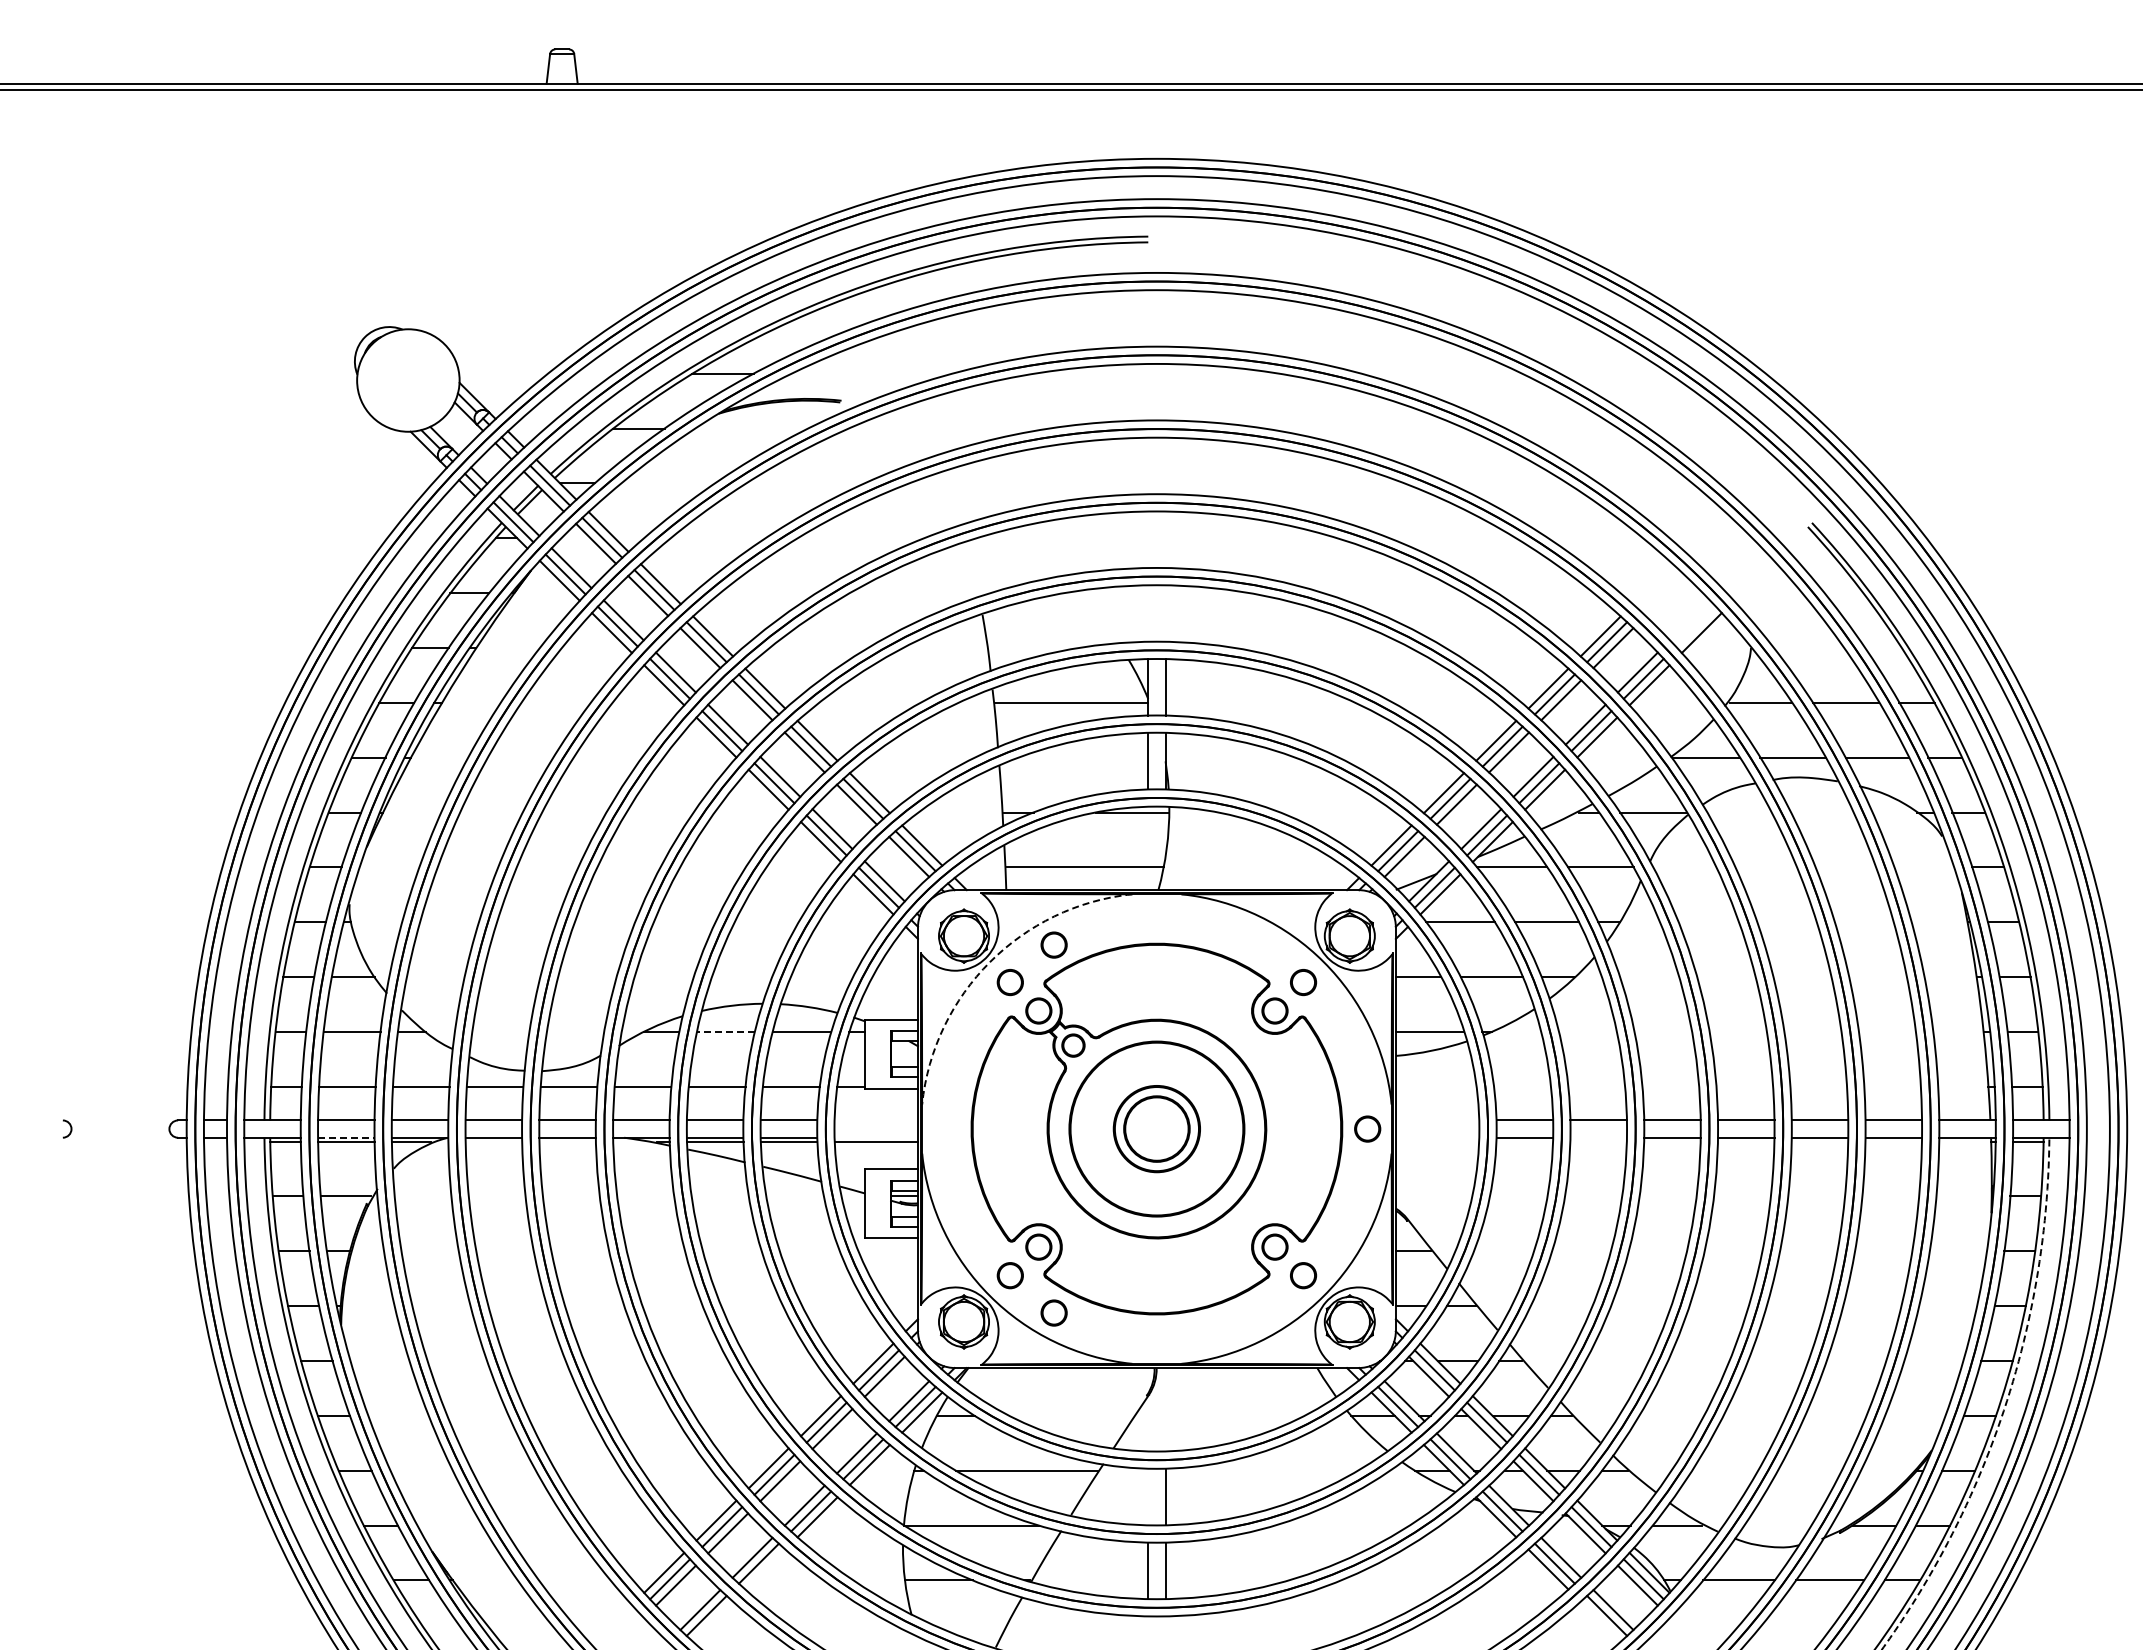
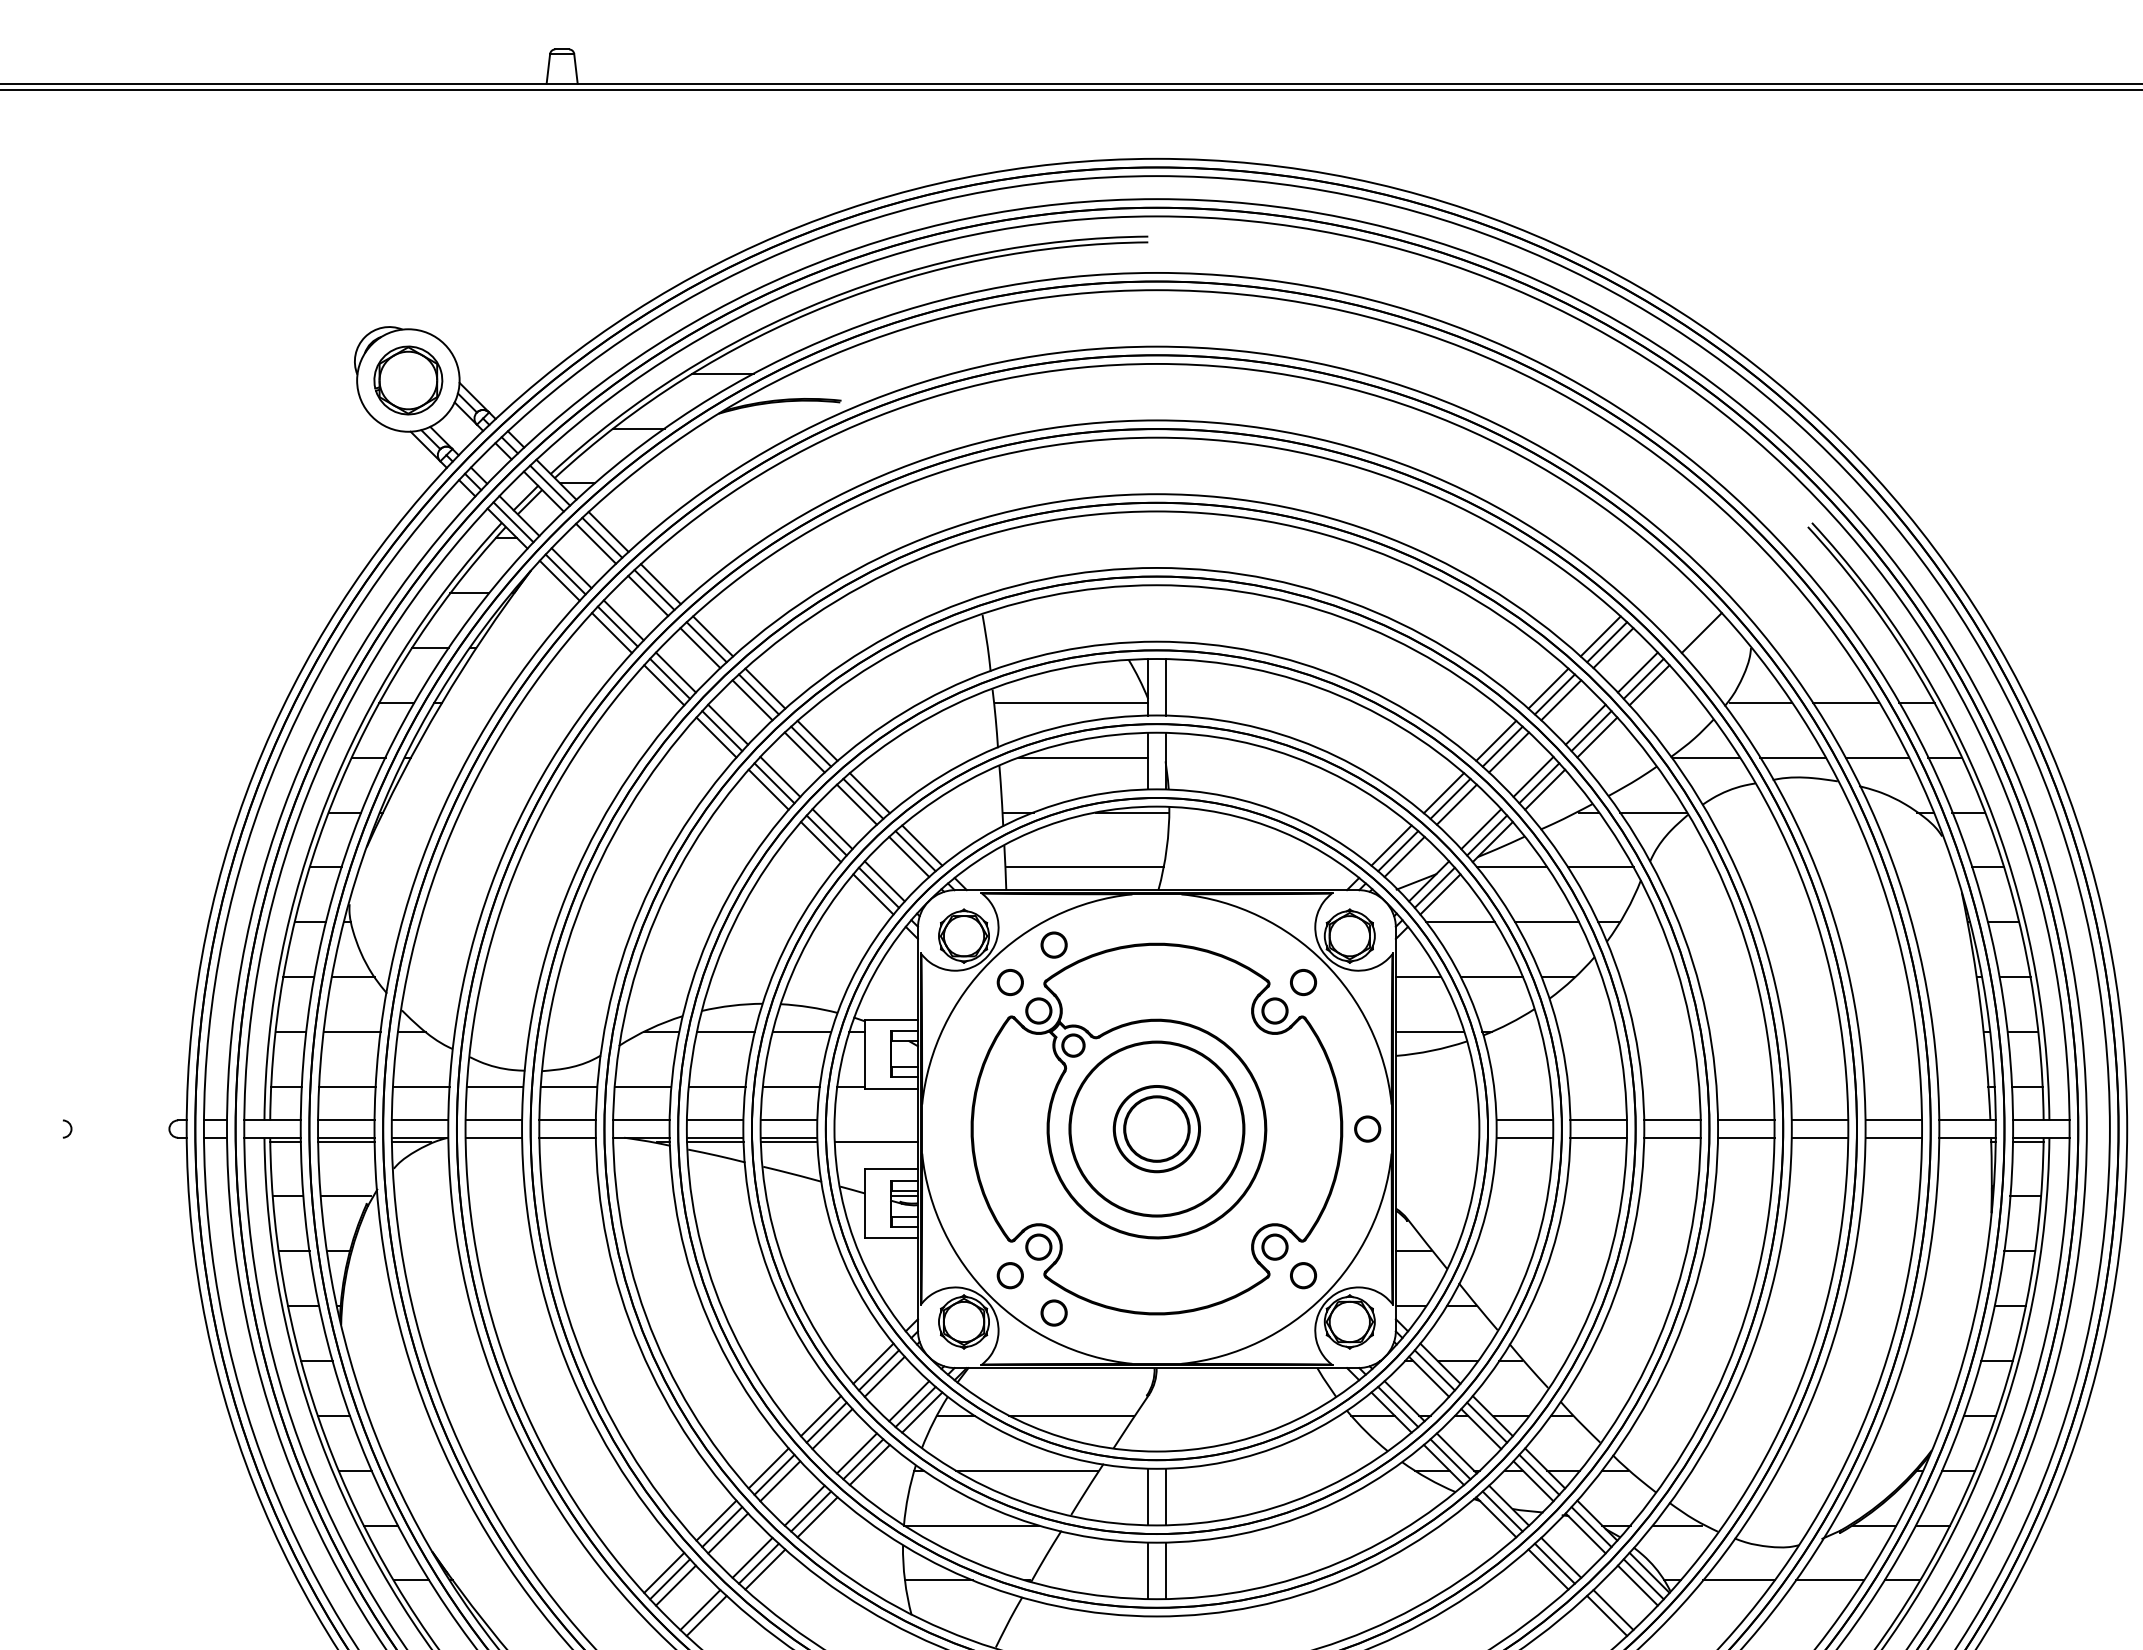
part: none -> present (408, 380)
line: none -> present (1083, 757)
arc: dashed -> solid (990, 962)
line: dashed -> solid (725, 1031)
line: dashed -> solid (346, 1137)
line: none -> present (1598, 1137)
arc: dashed -> solid (2004, 1407)
line: none -> present (1071, 1415)
line: none -> present (1148, 1496)
line: none -> present (765, 1569)
